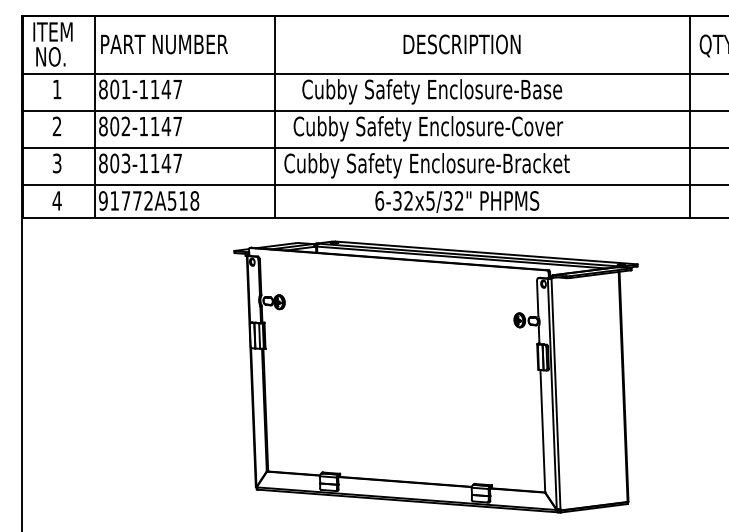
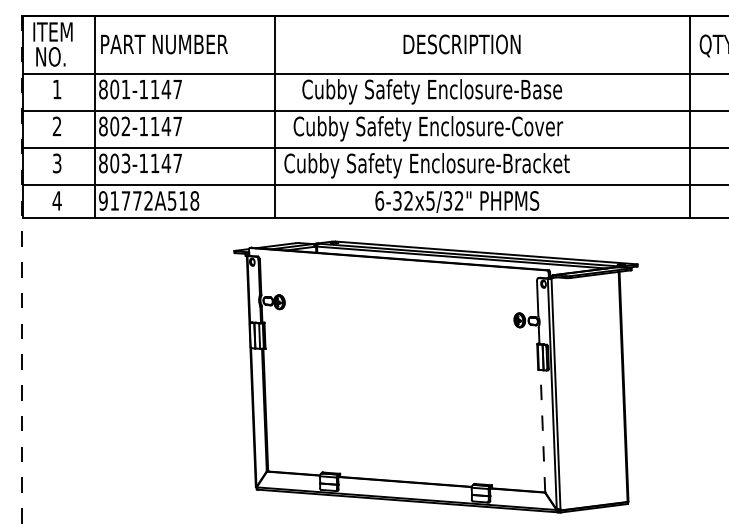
line: solid -> dashed (21, 274)
line: solid -> dashed (542, 430)
